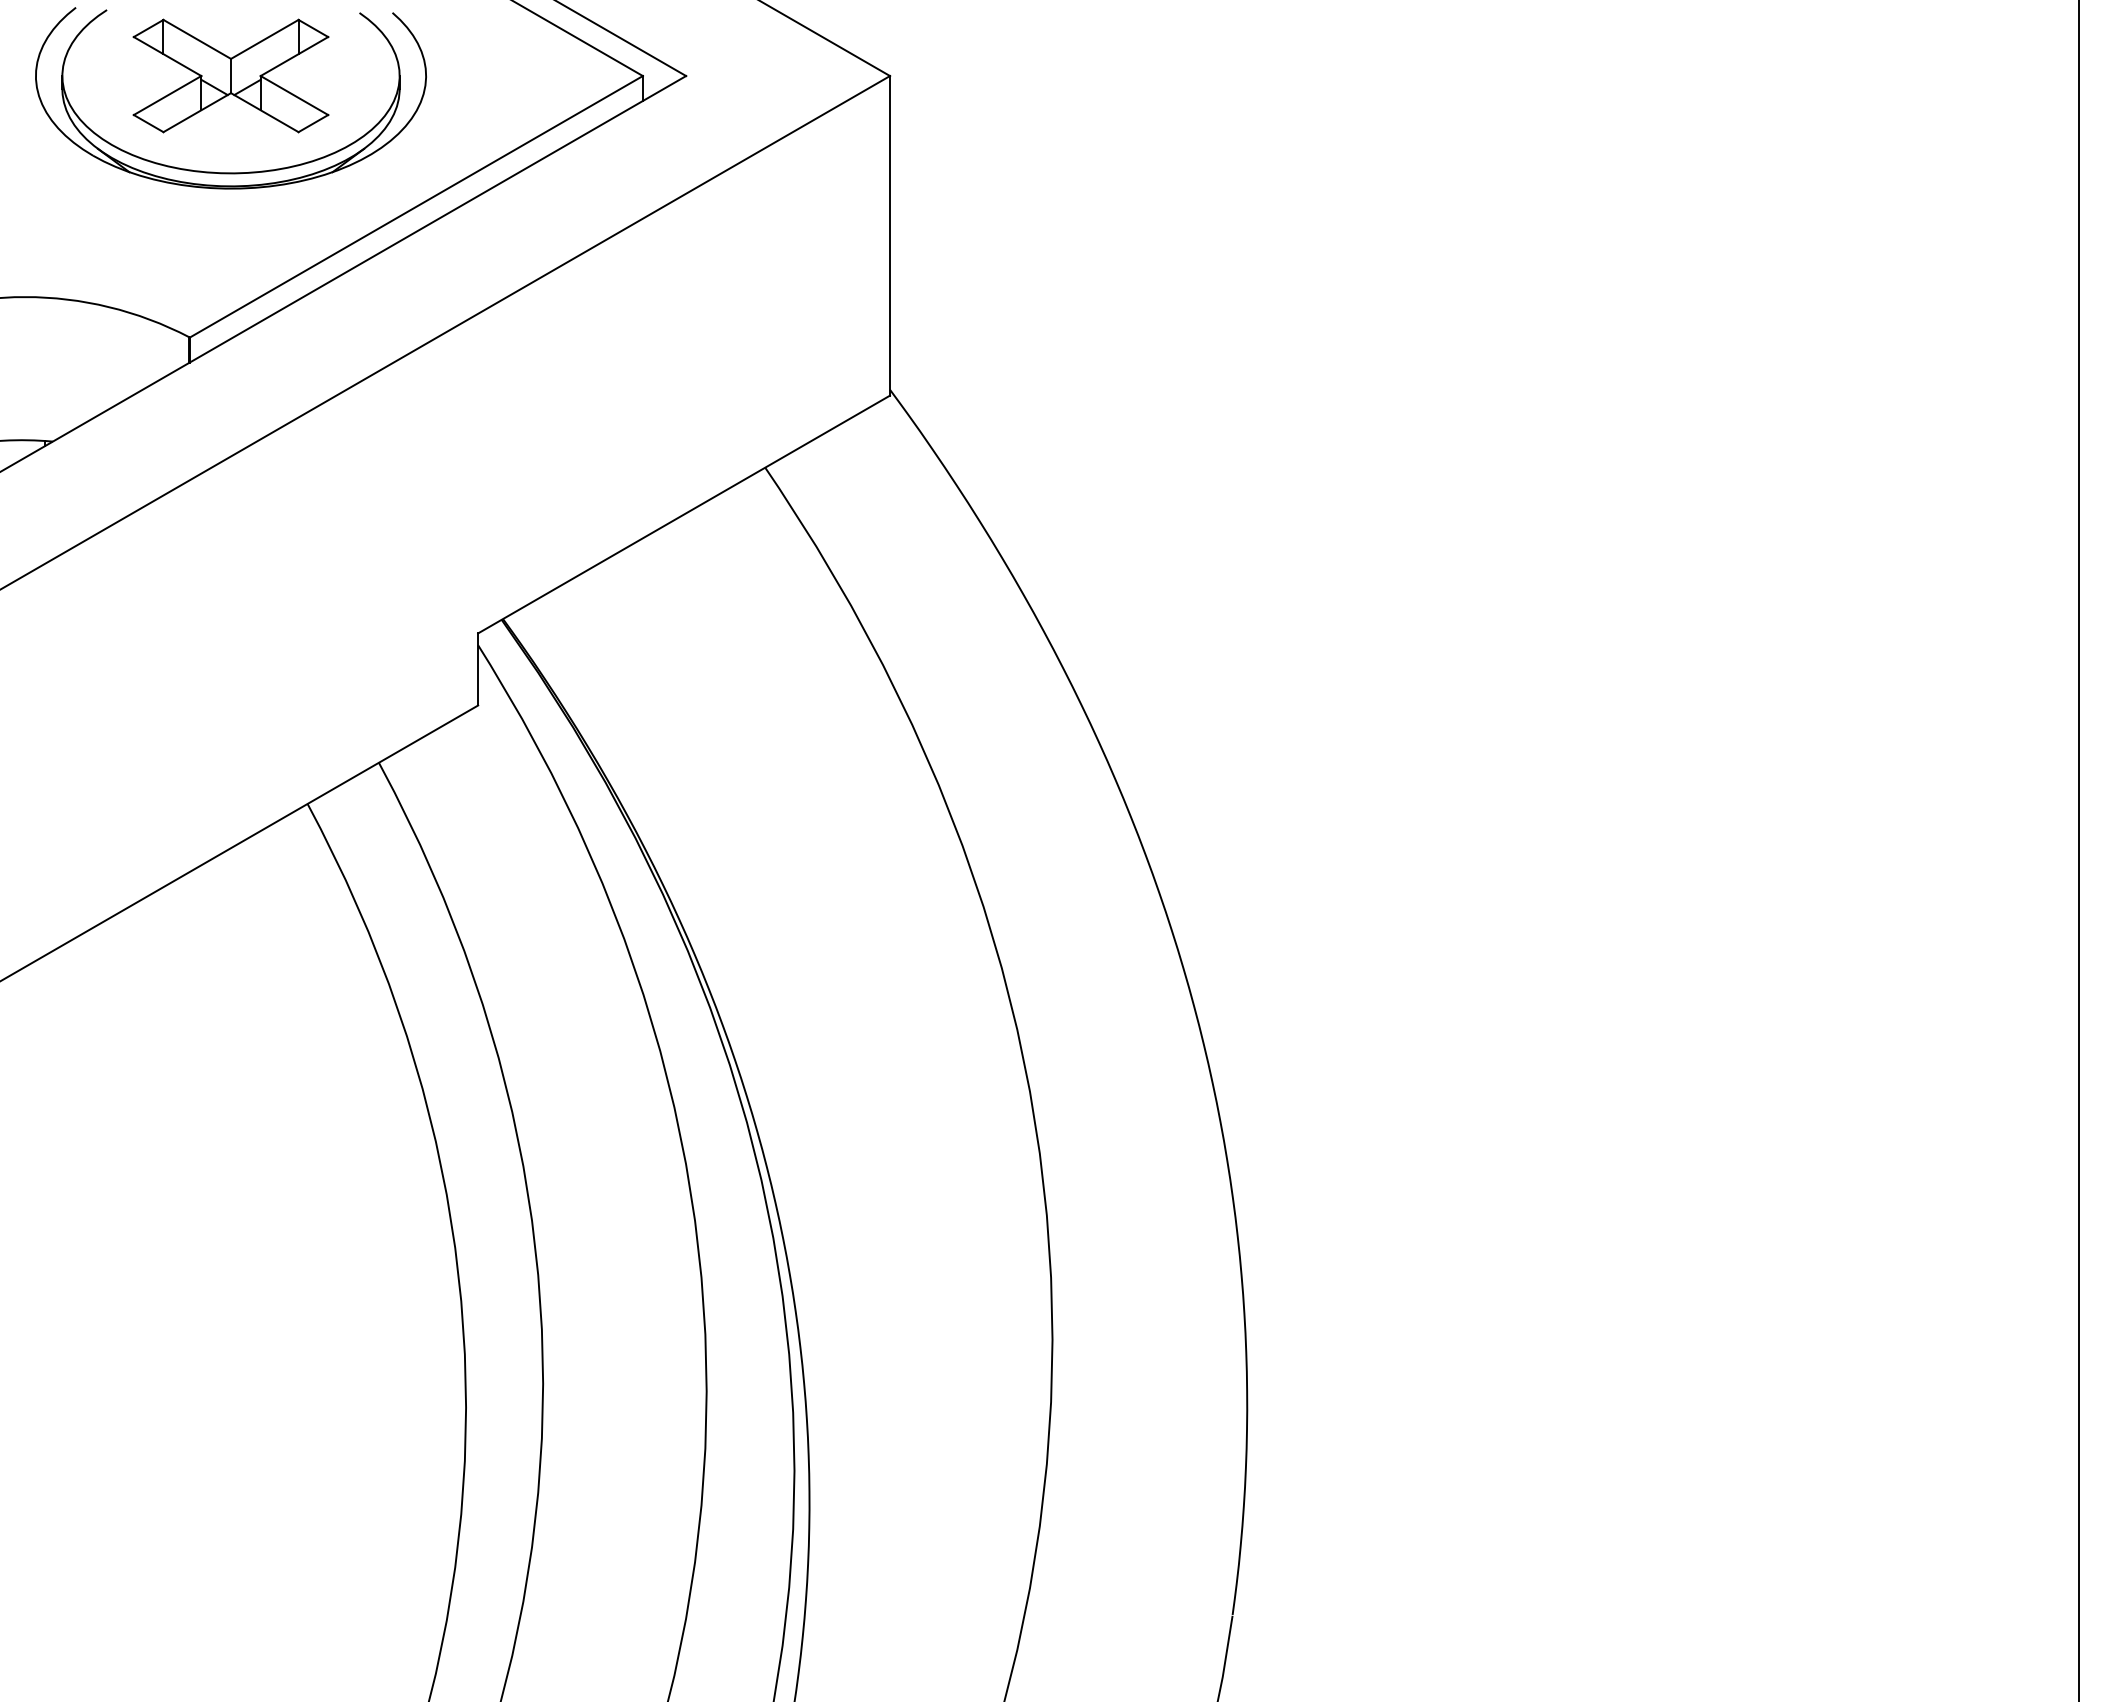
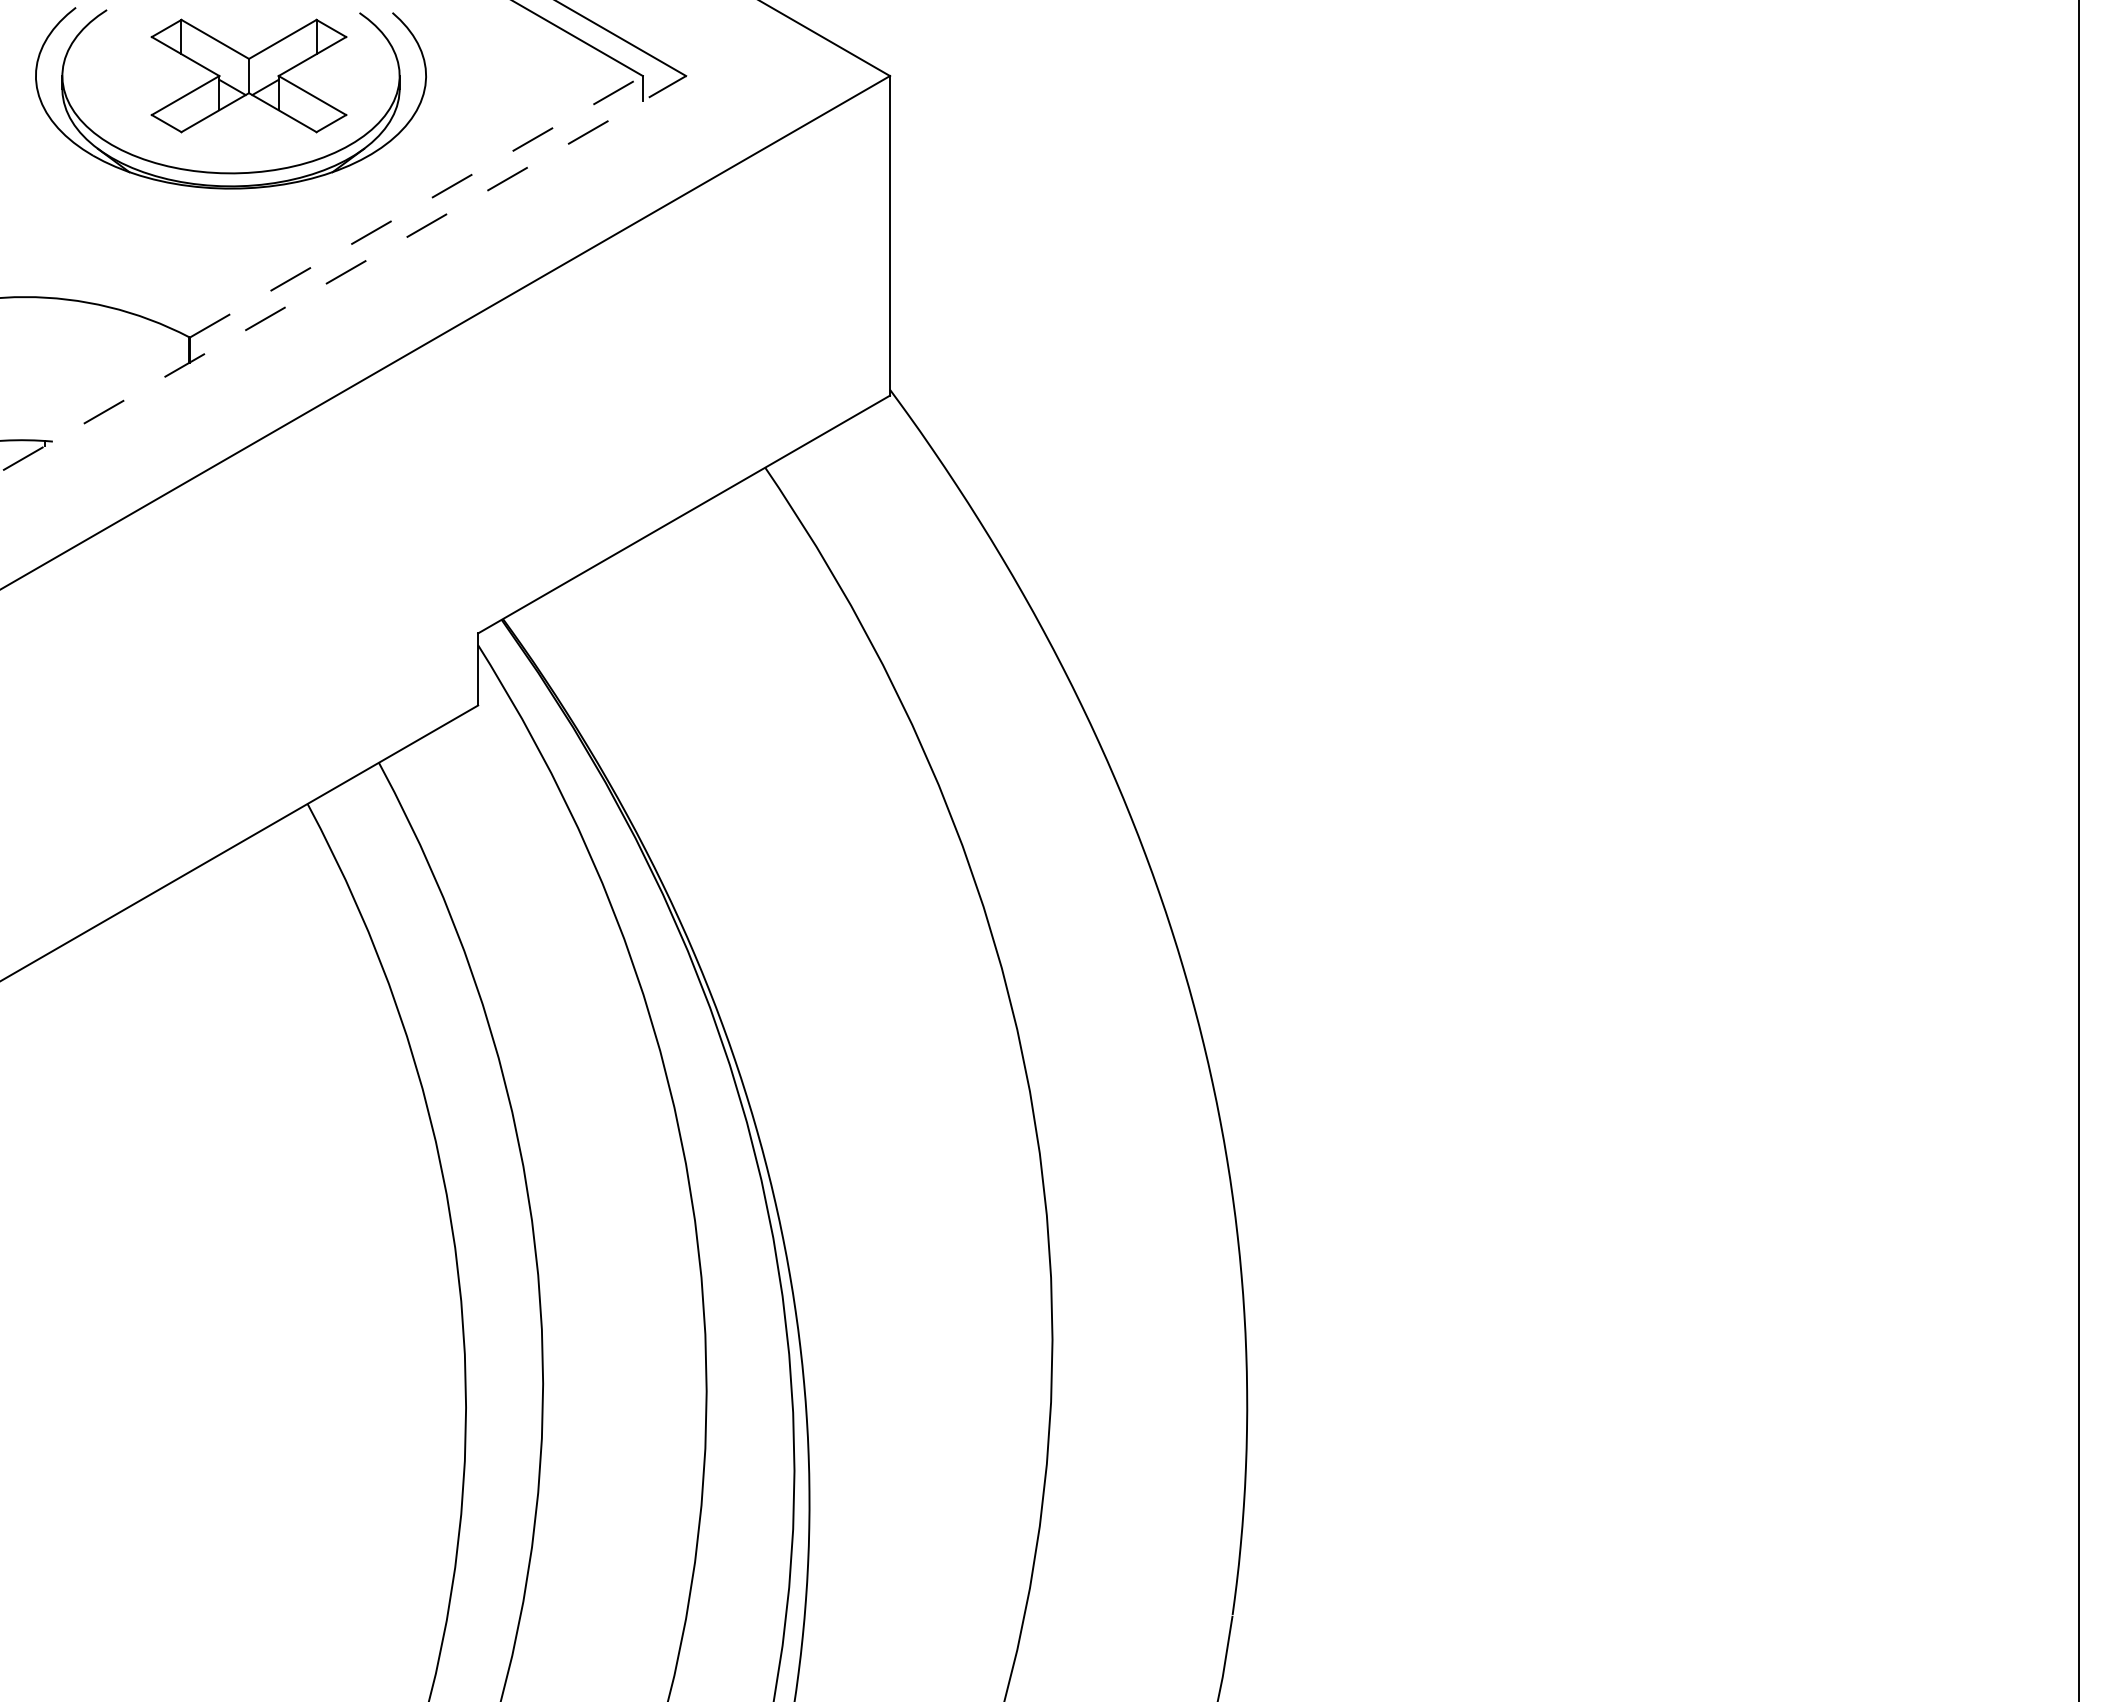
part position: (230, 75) -> (248, 75) (248, 75)
line: solid -> dashed (416, 206)
line: solid -> dashed (343, 273)
